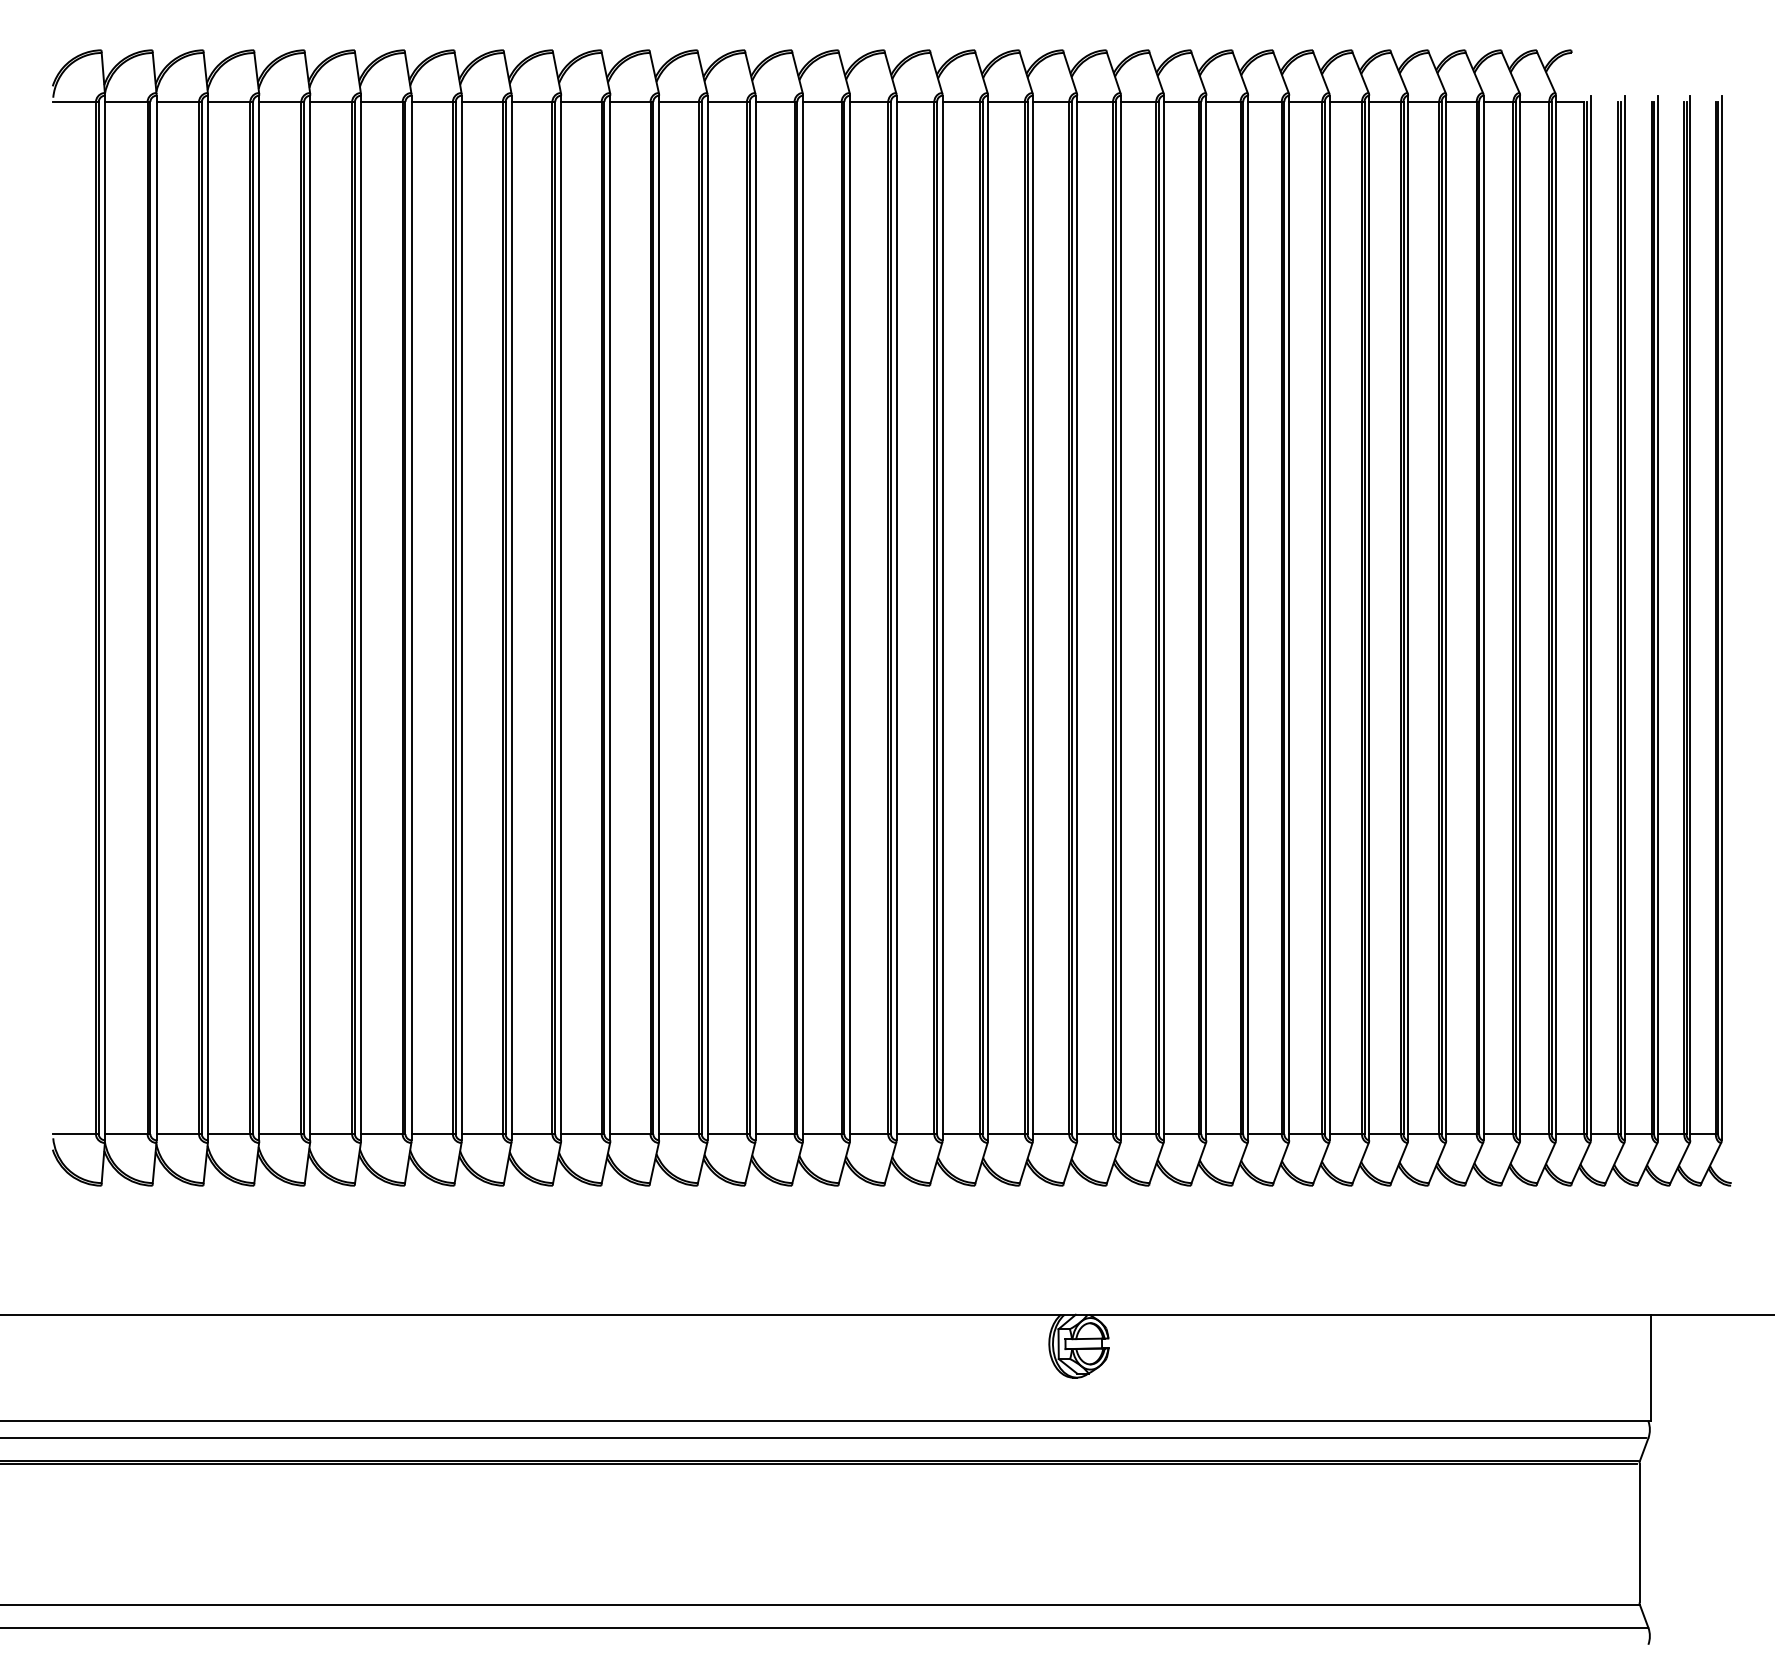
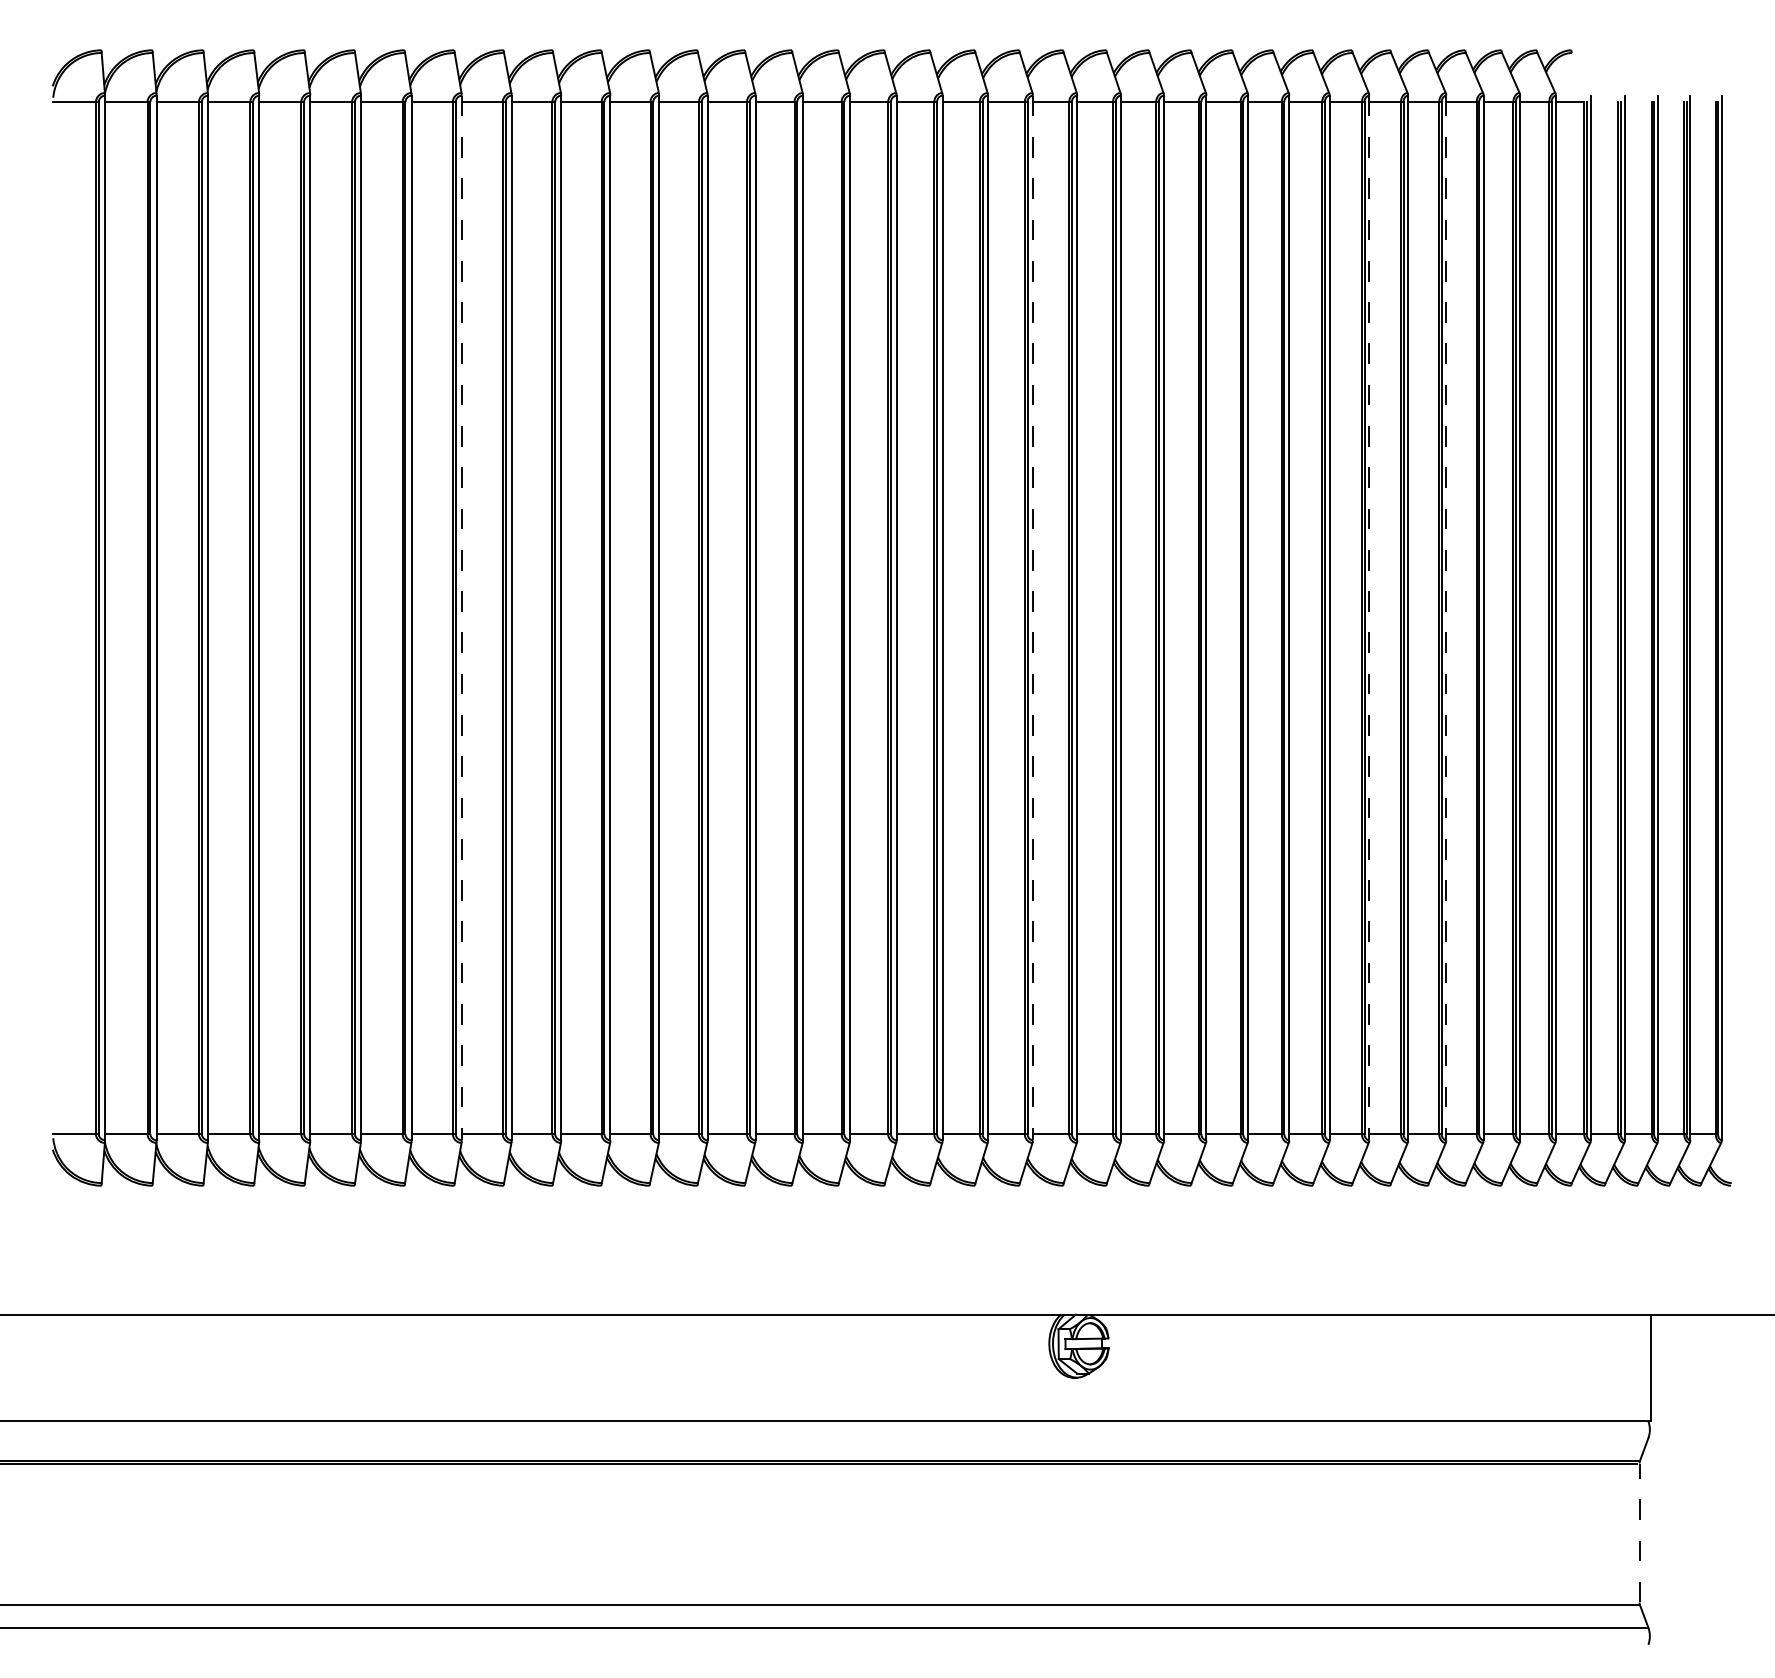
line: solid -> dashed (461, 618)
line: solid -> dashed (1032, 618)
line: solid -> dashed (1369, 618)
line: solid -> dashed (1446, 618)
line: present -> none (823, 1438)
line: solid -> dashed (1639, 1532)
